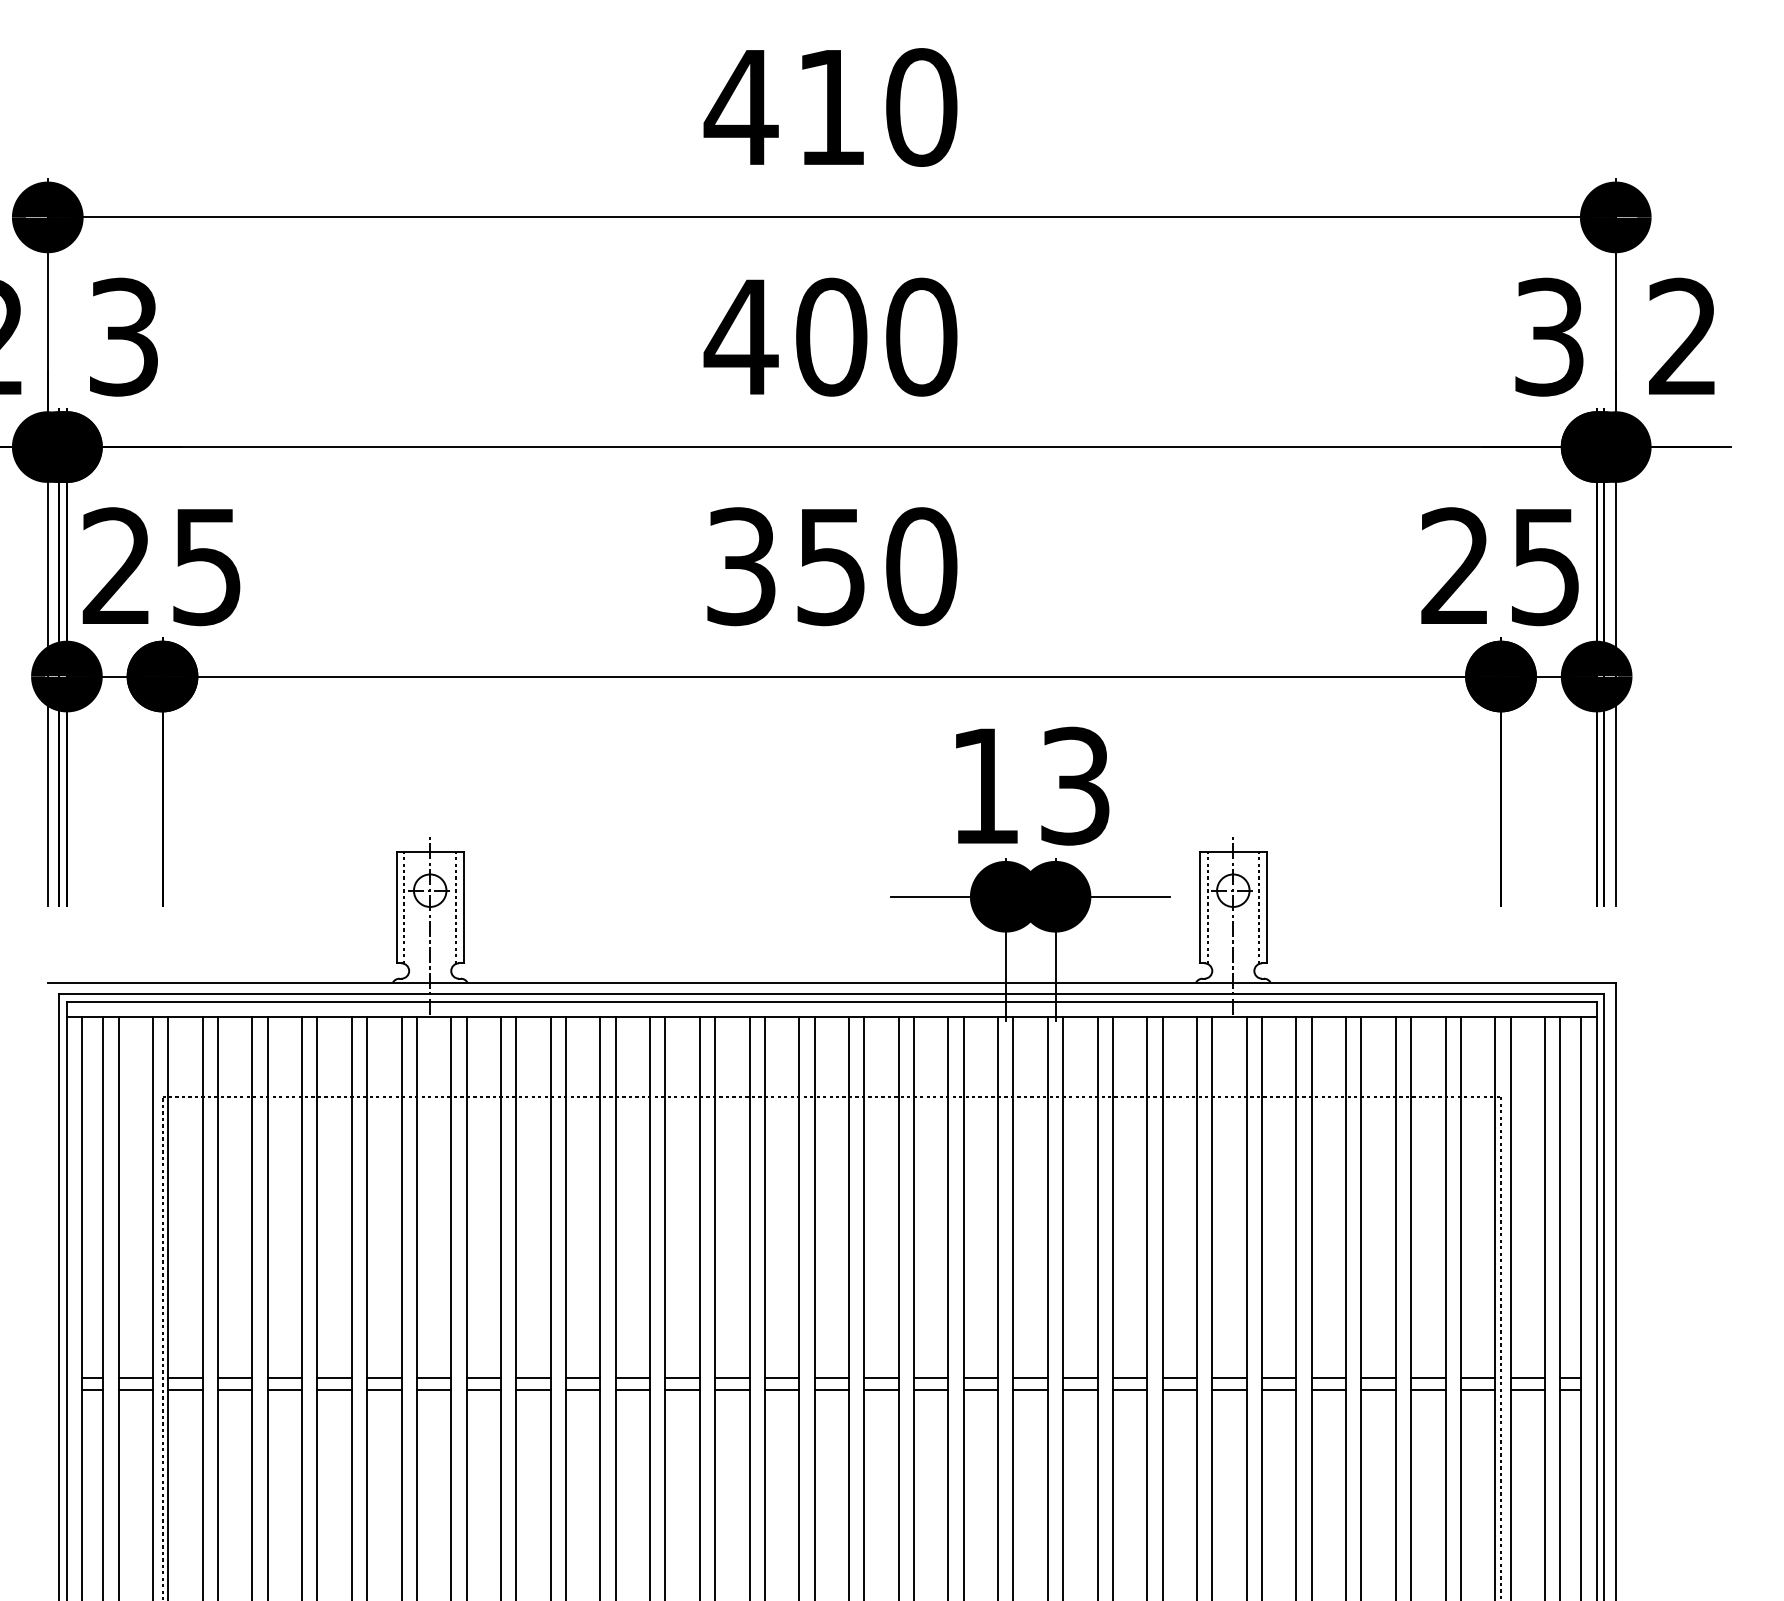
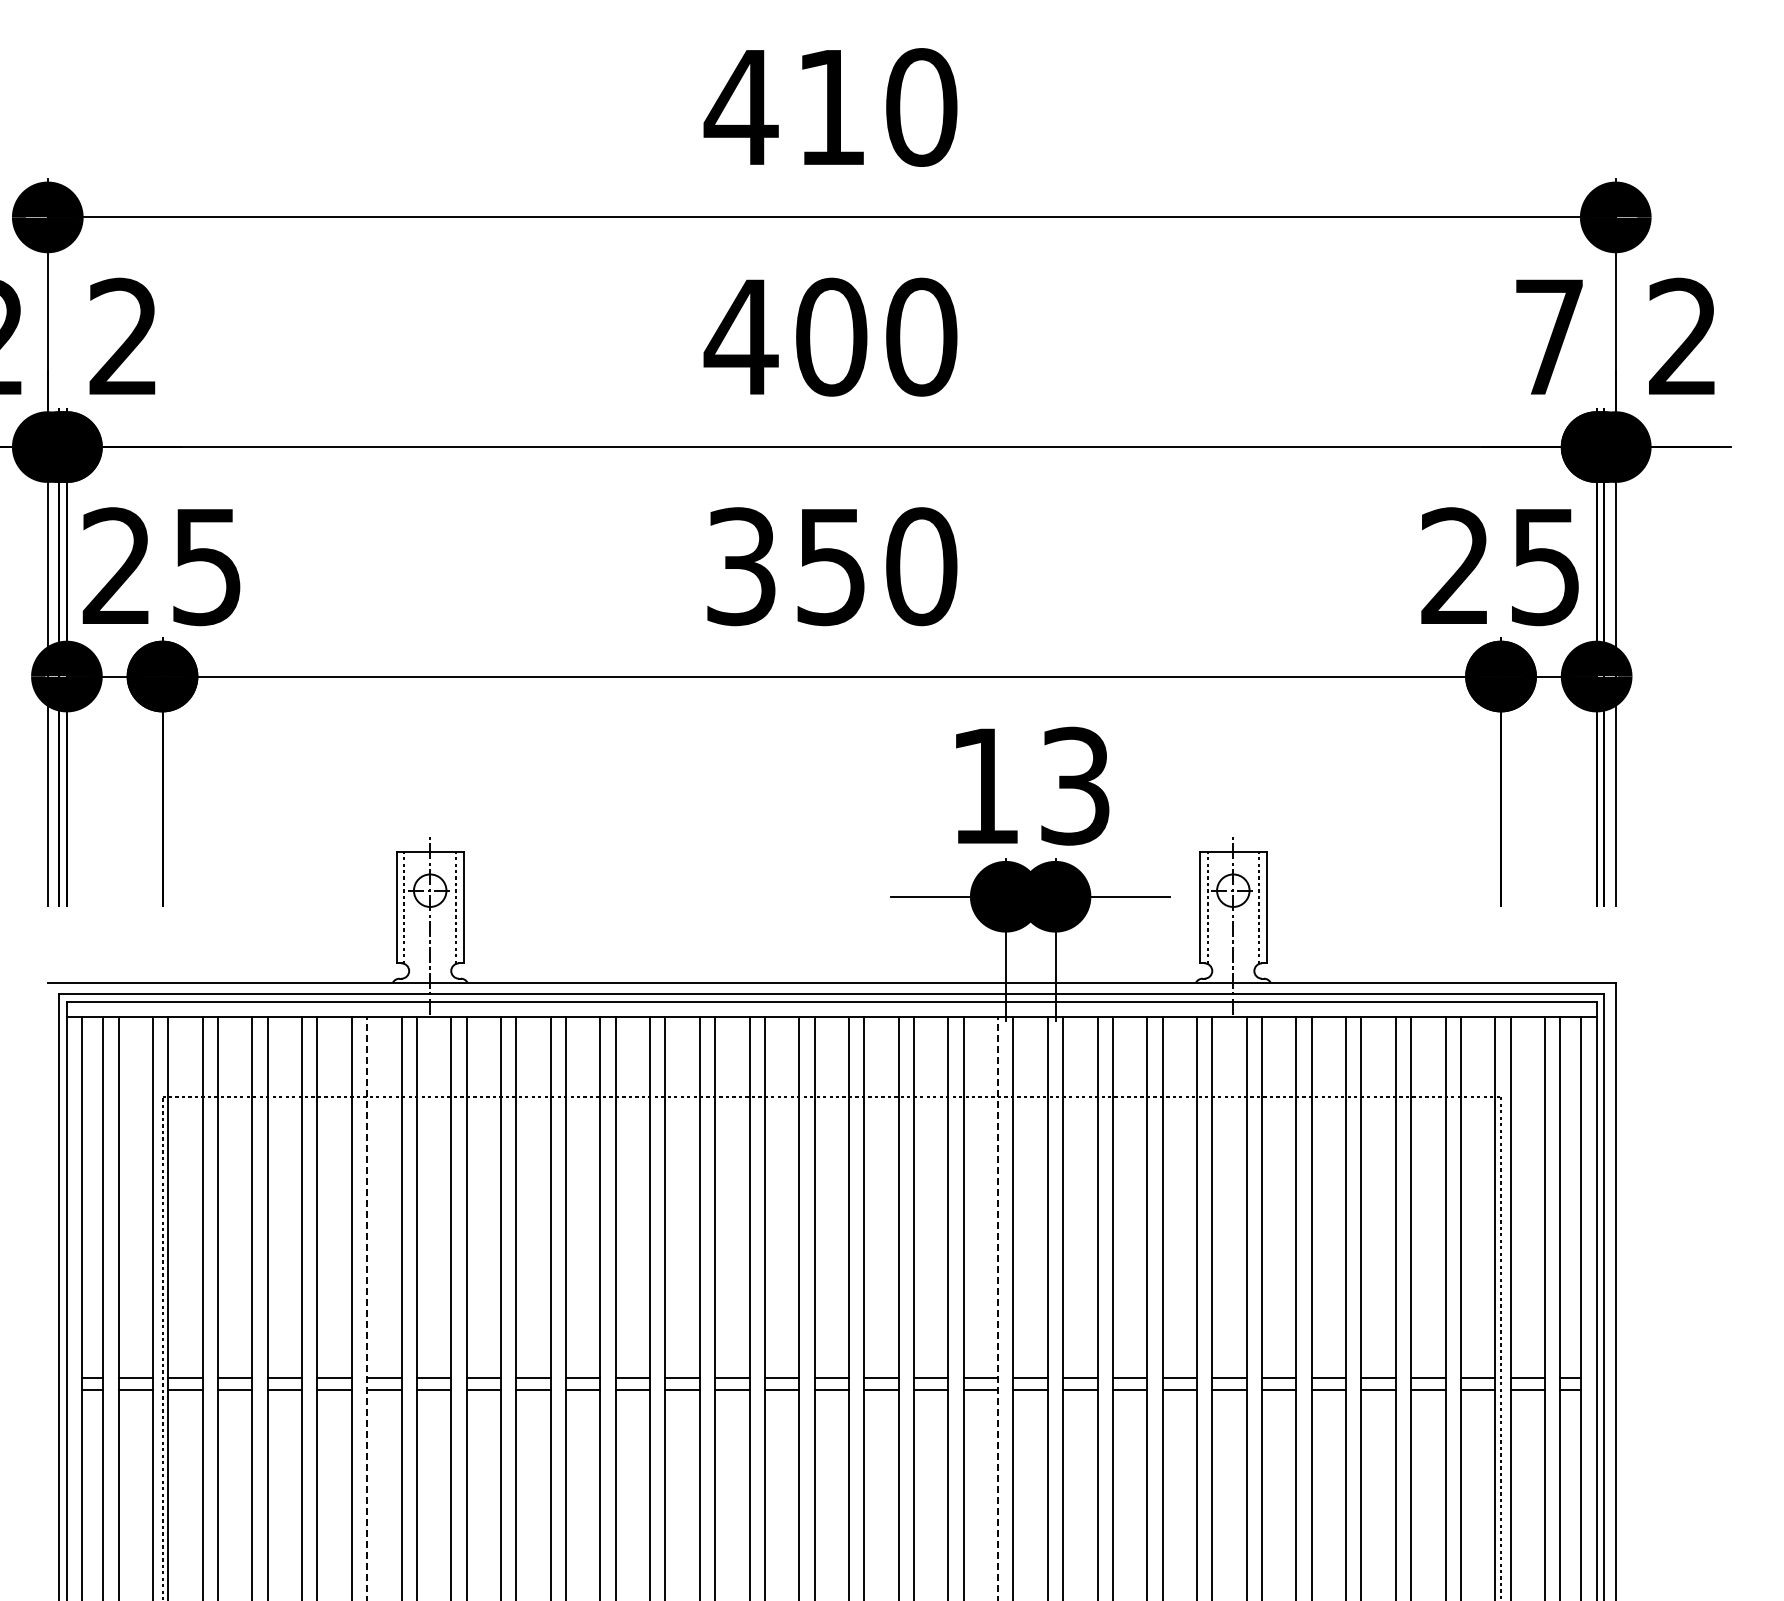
text: 3 -> 2 (123, 336)
text: 3 -> 7 (1549, 336)
line: solid -> dashed (367, 1308)
line: solid -> dashed (998, 1308)
